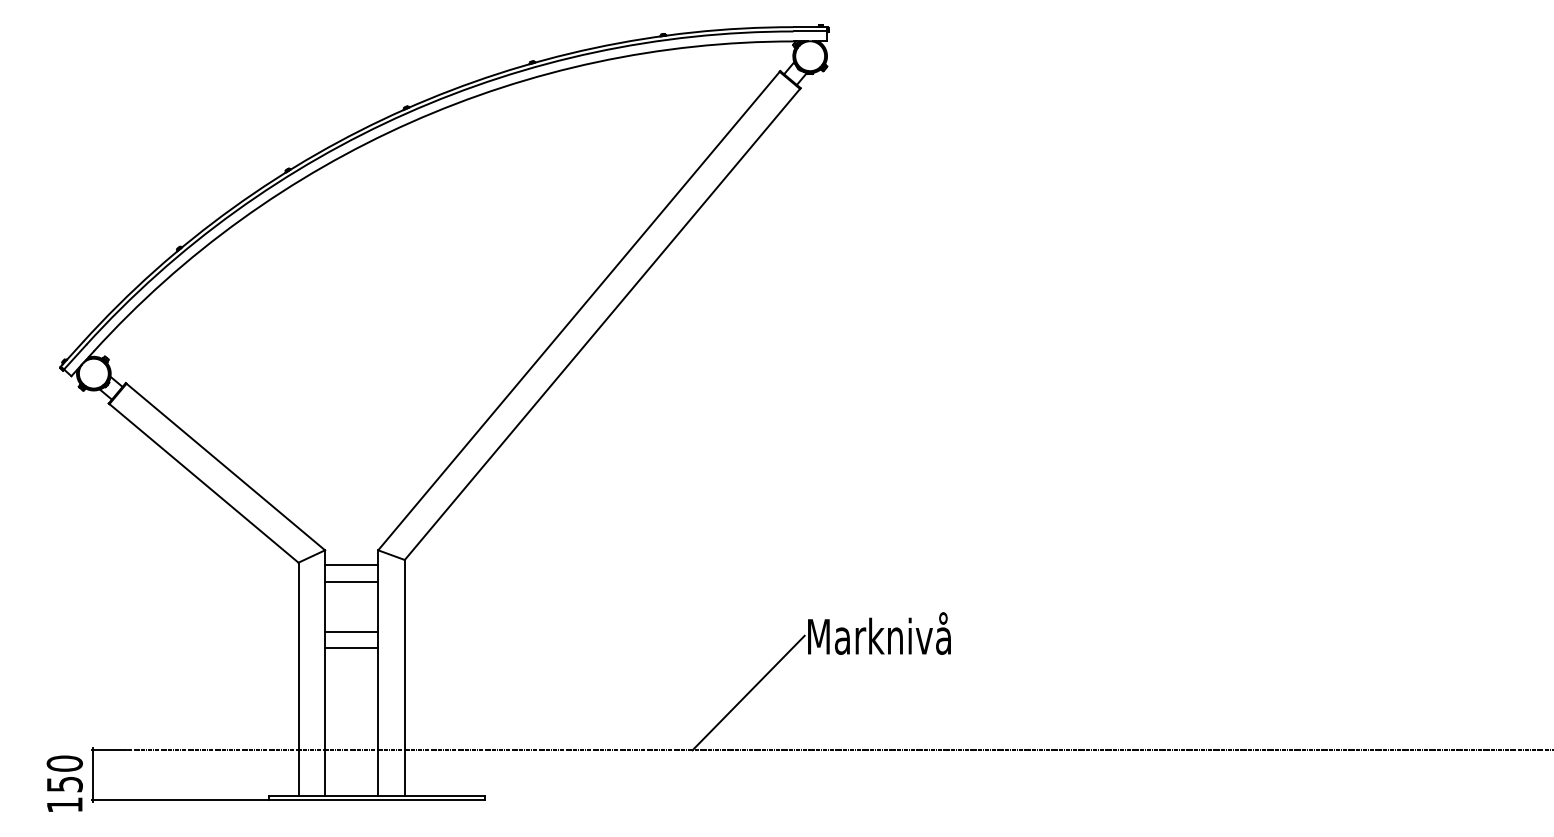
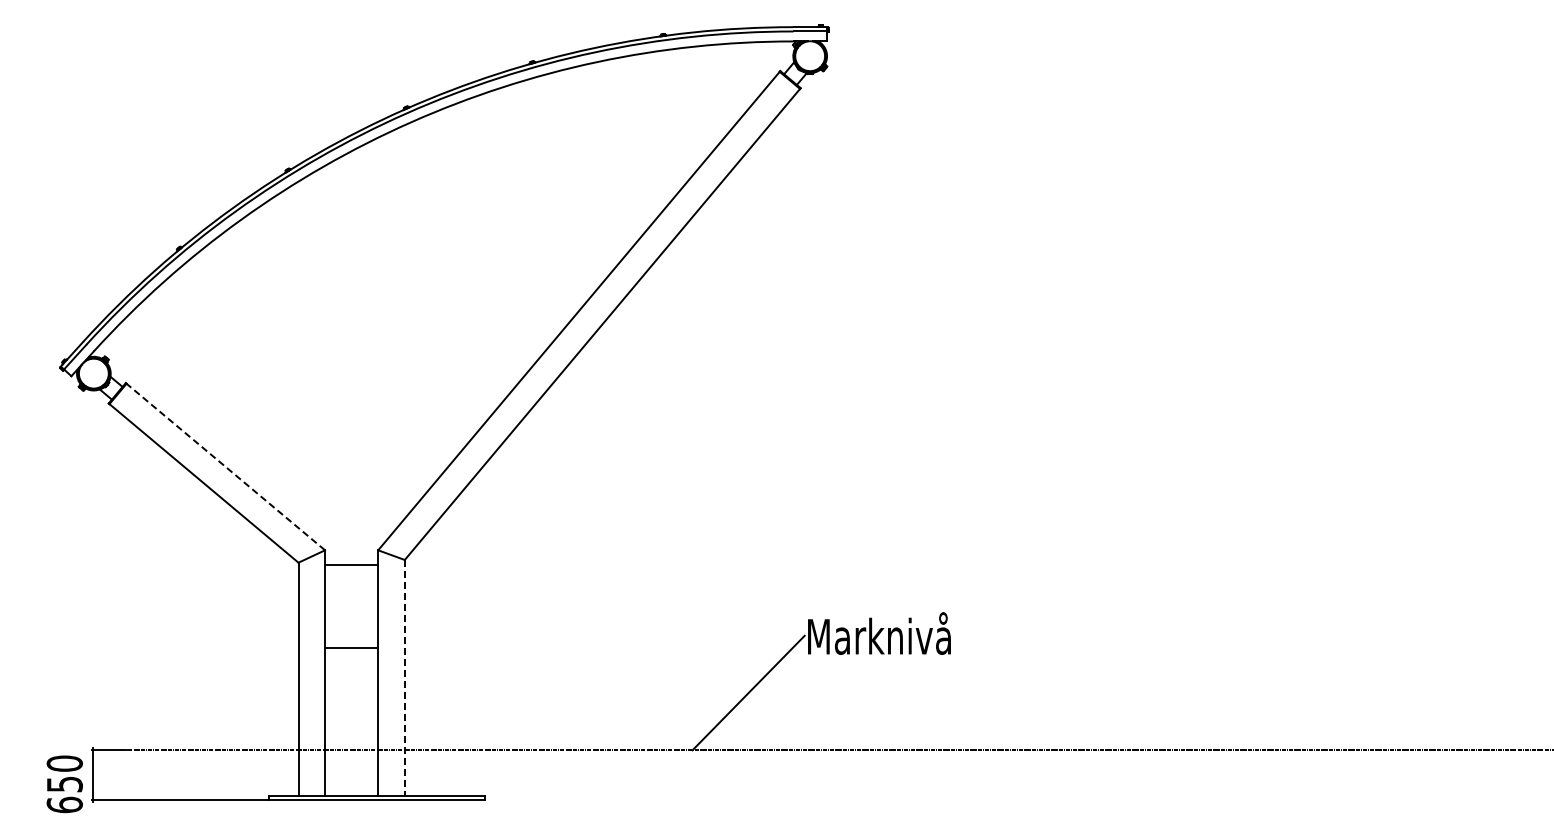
line: solid -> dashed (225, 467)
line: present -> none (351, 581)
line: present -> none (351, 631)
line: solid -> dashed (404, 678)
text: 150 -> 650 (64, 804)
